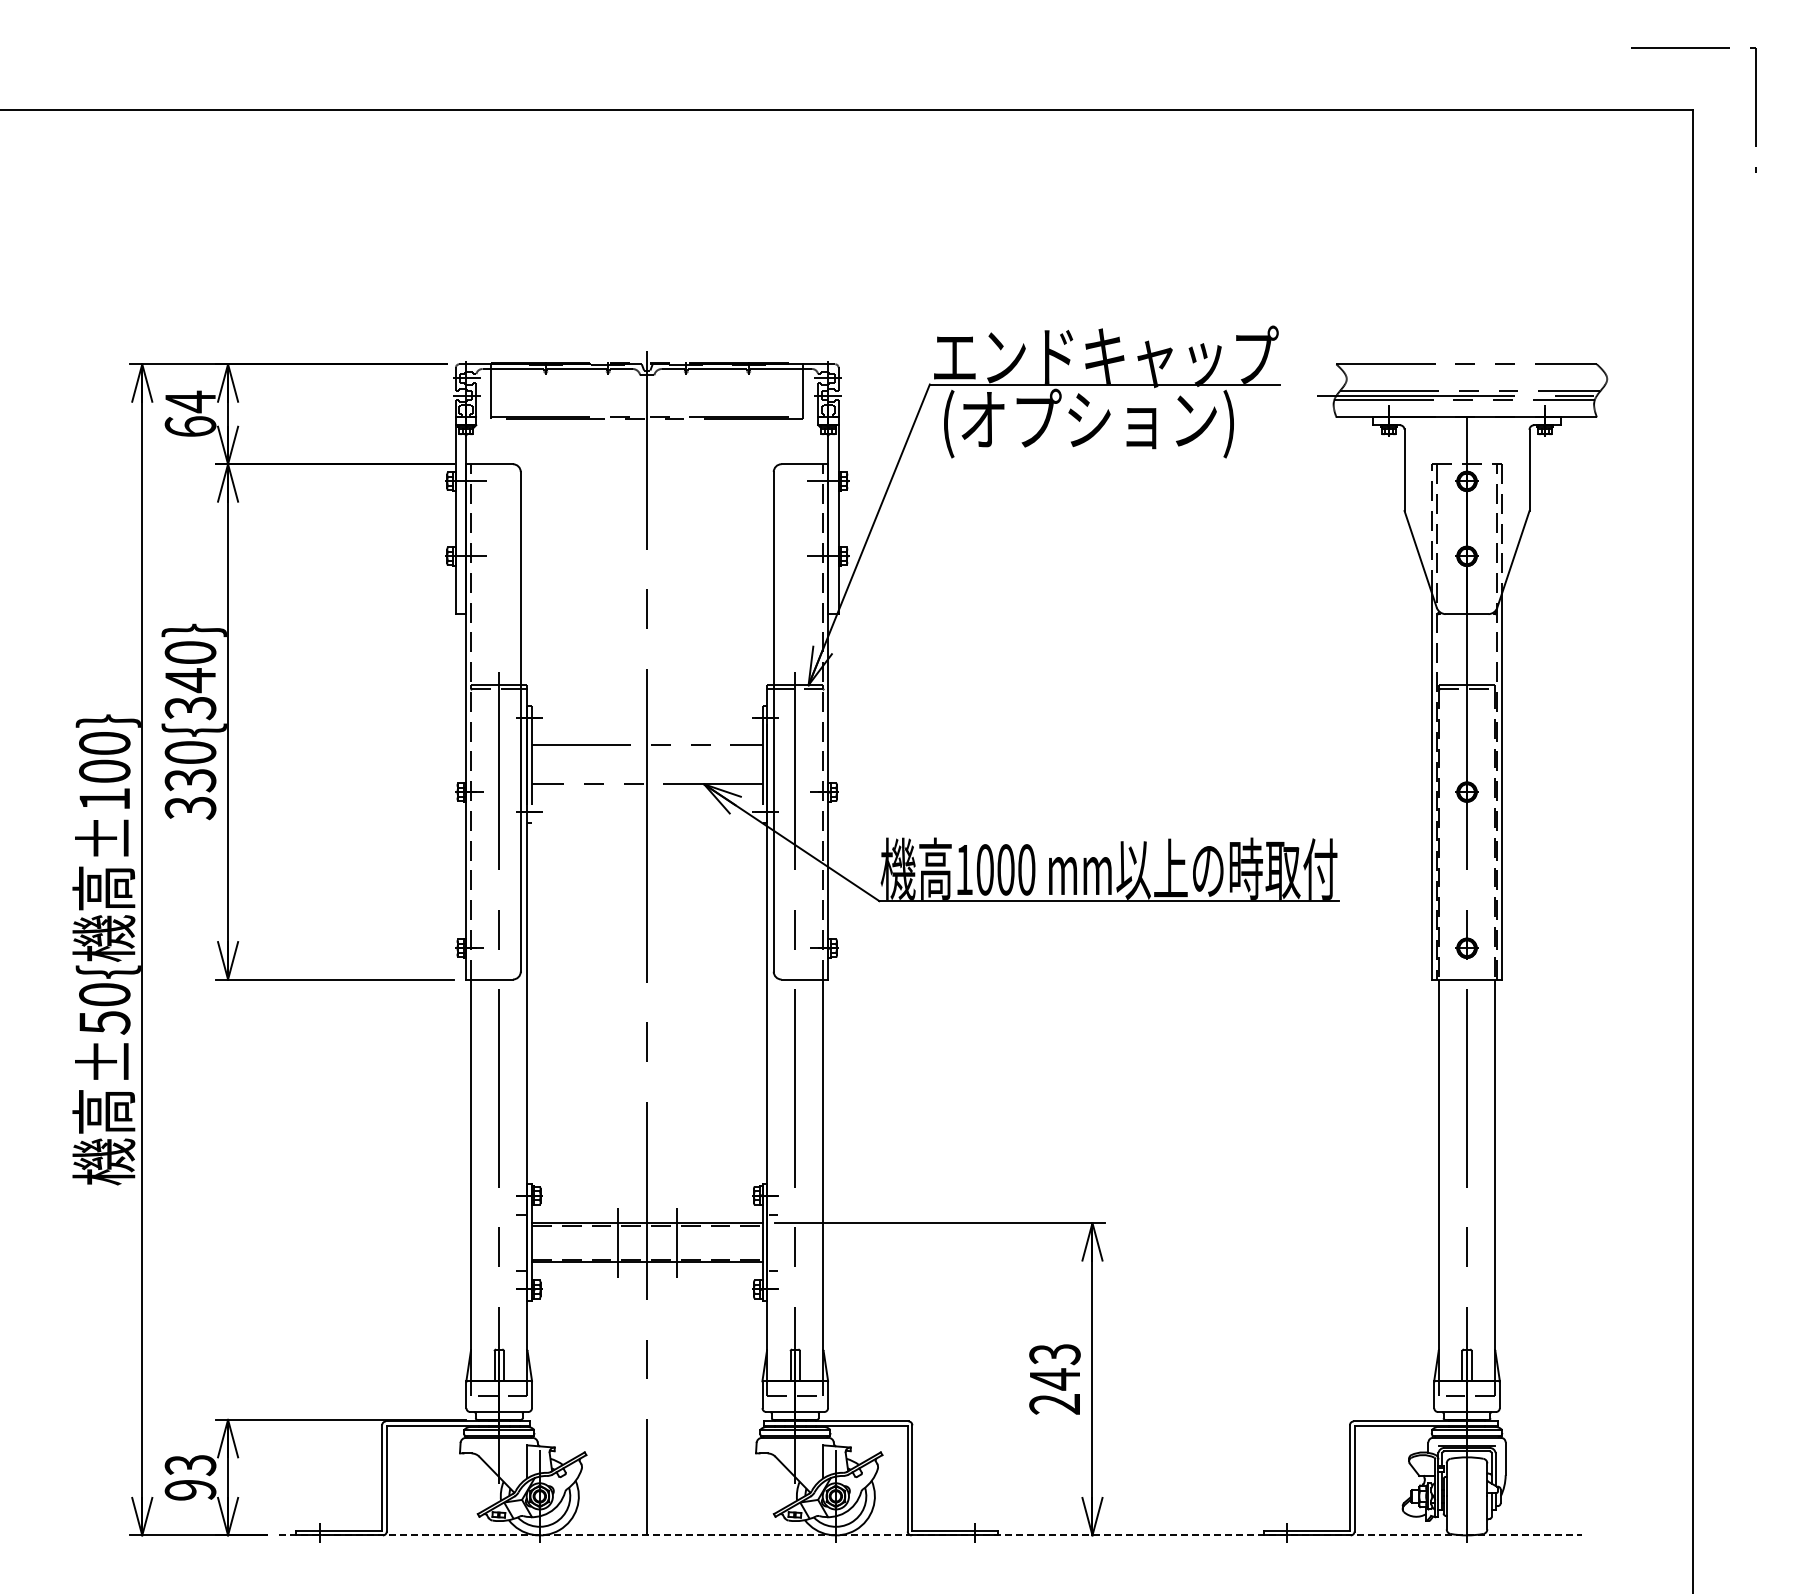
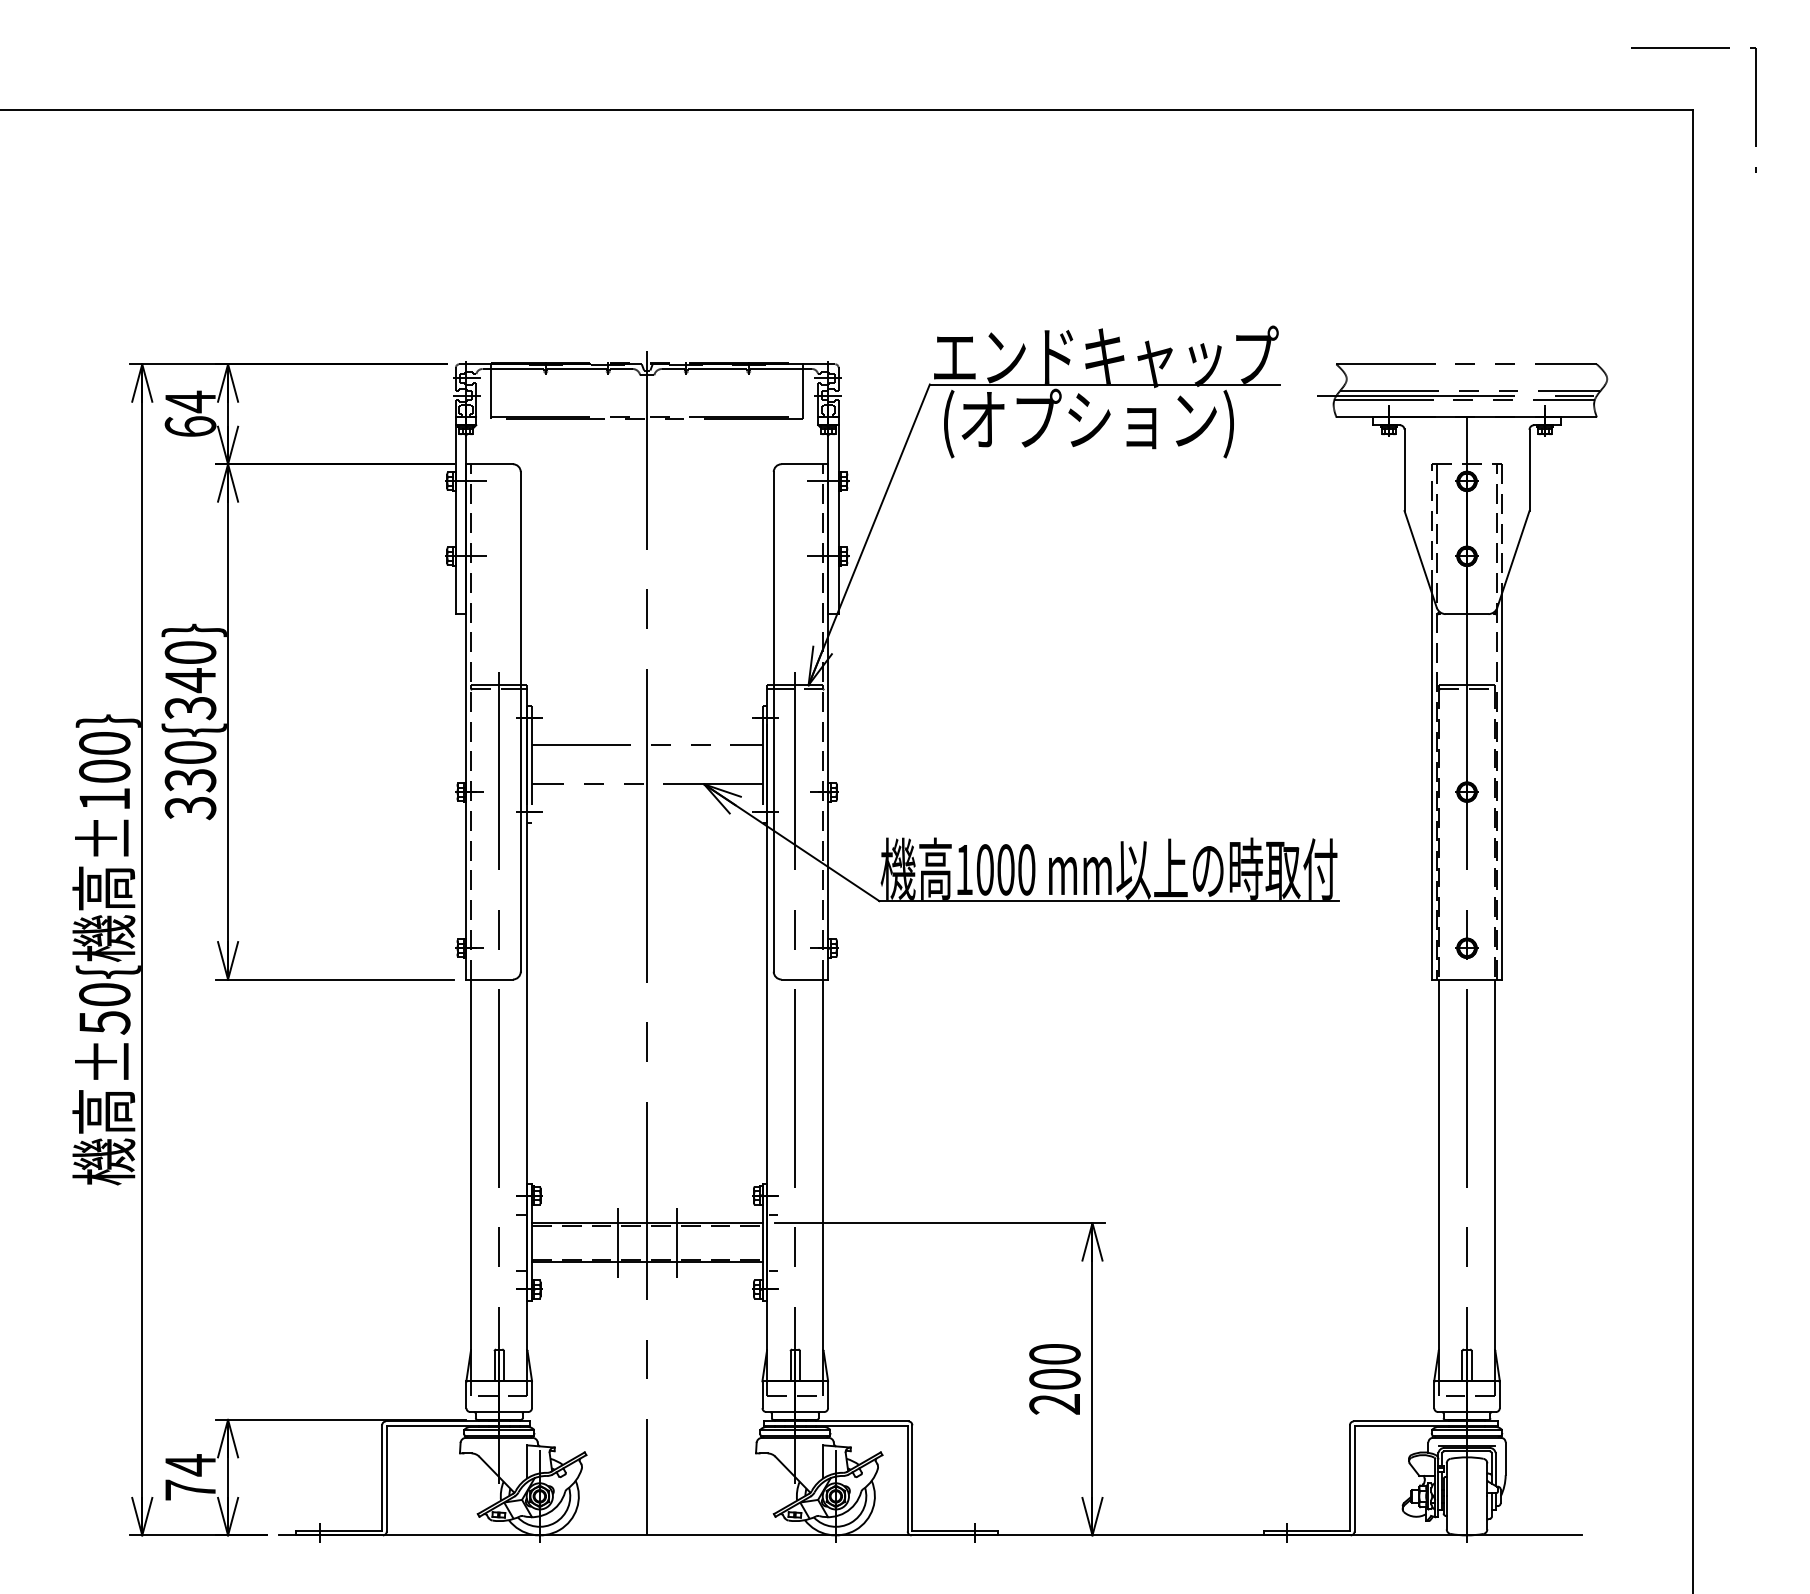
text: 243 -> 200 (1054, 1367)
text: 93 -> 74 (190, 1477)
line: dashed -> solid (931, 1535)
